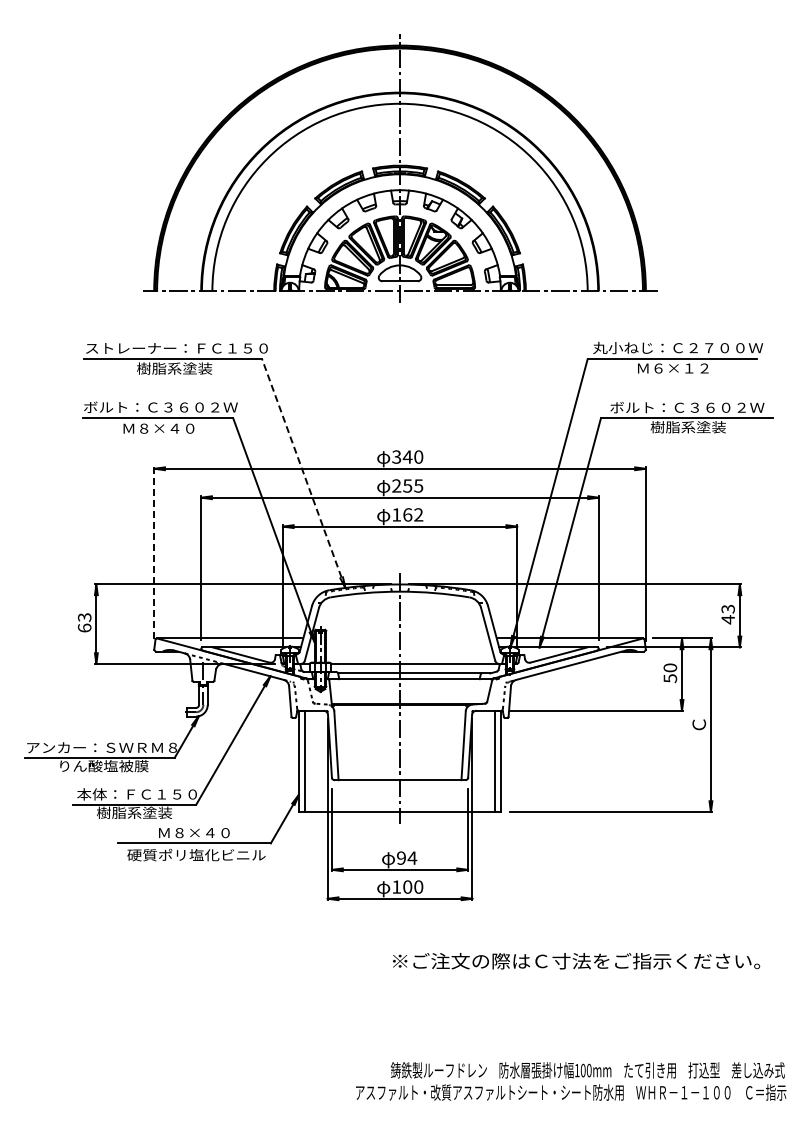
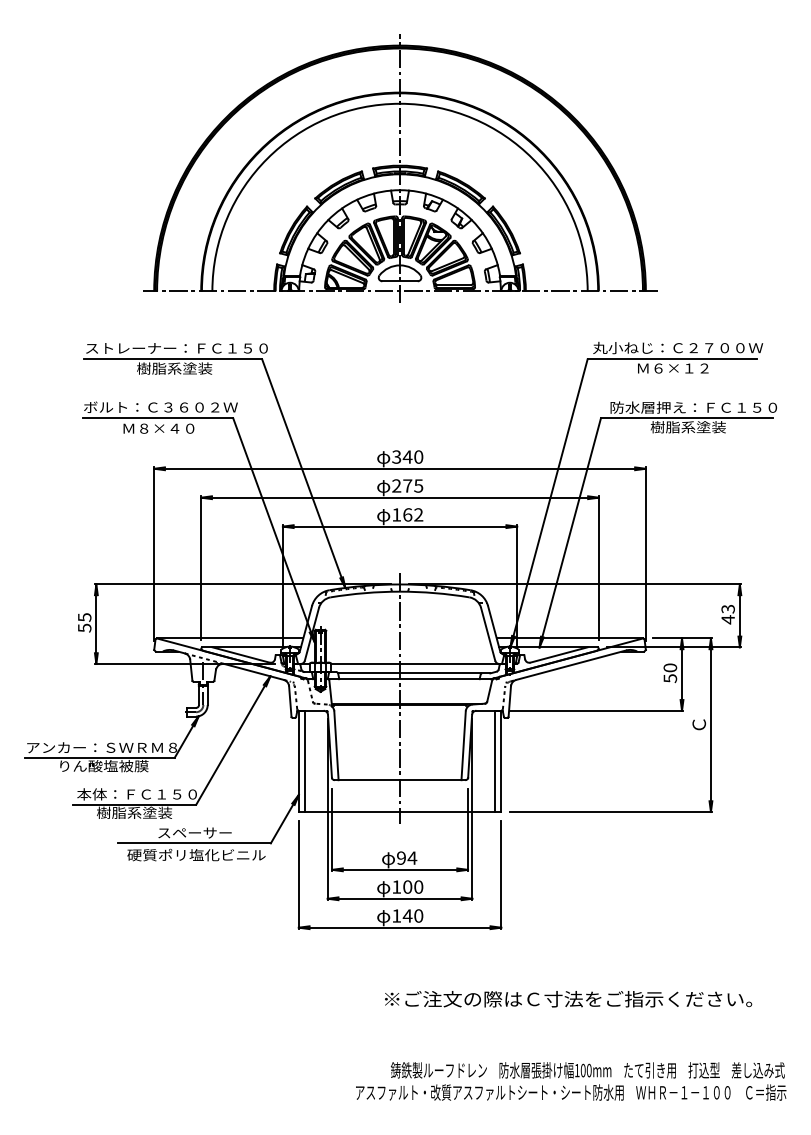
text: ボルト：Ｃ３６０２Ｗ -> 防水層押え：ＦＣ１５０ (693, 407)
line: dashed -> solid (303, 473)
text: 255 -> 275 (407, 485)
line: dashed -> solid (154, 554)
text: 63 -> 55 (84, 622)
text: Ｍ８×４０ -> スペーサー (194, 832)
part: none -> present (397, 909)
text position: (576, 961) -> (568, 999) (568, 999)
